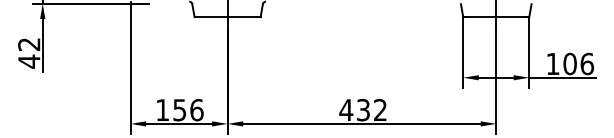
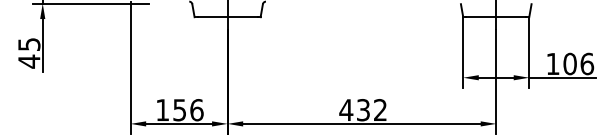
text: 42 -> 45 (29, 44)
